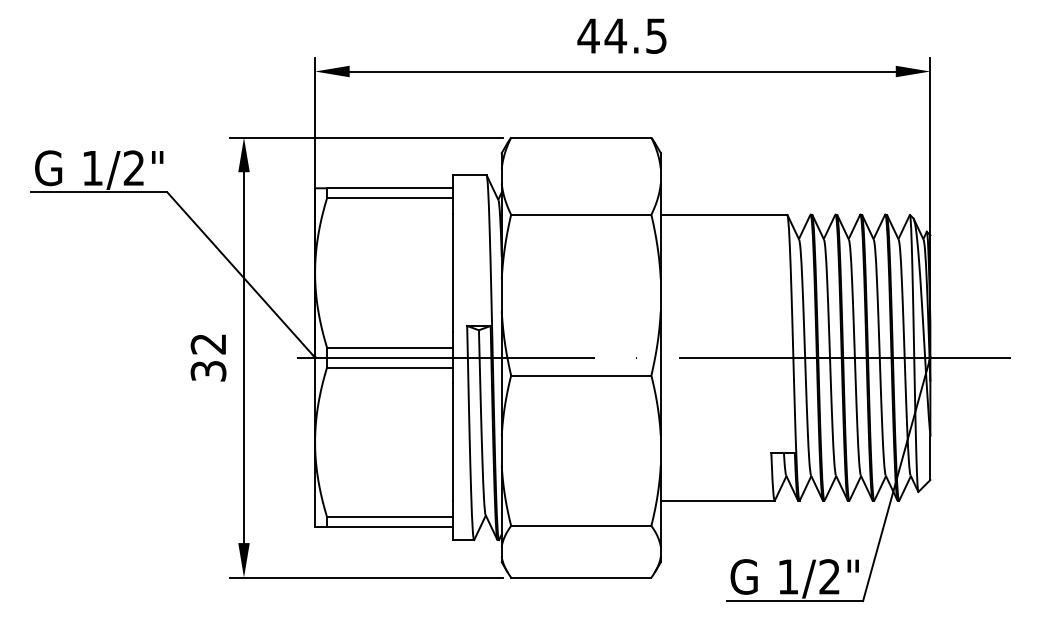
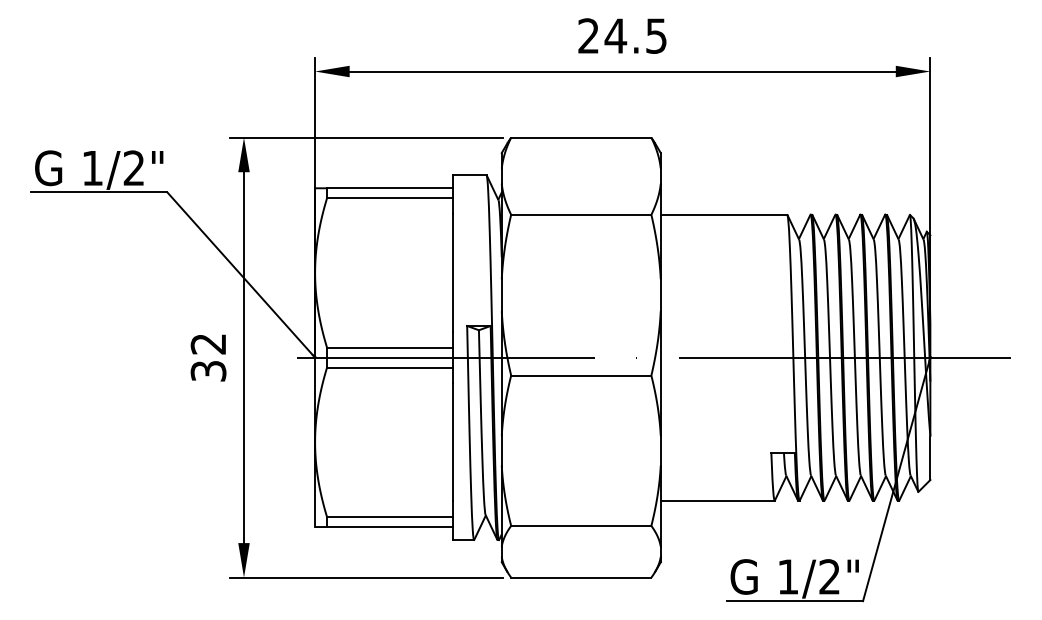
text: 44.5 -> 24.5 (588, 35)
